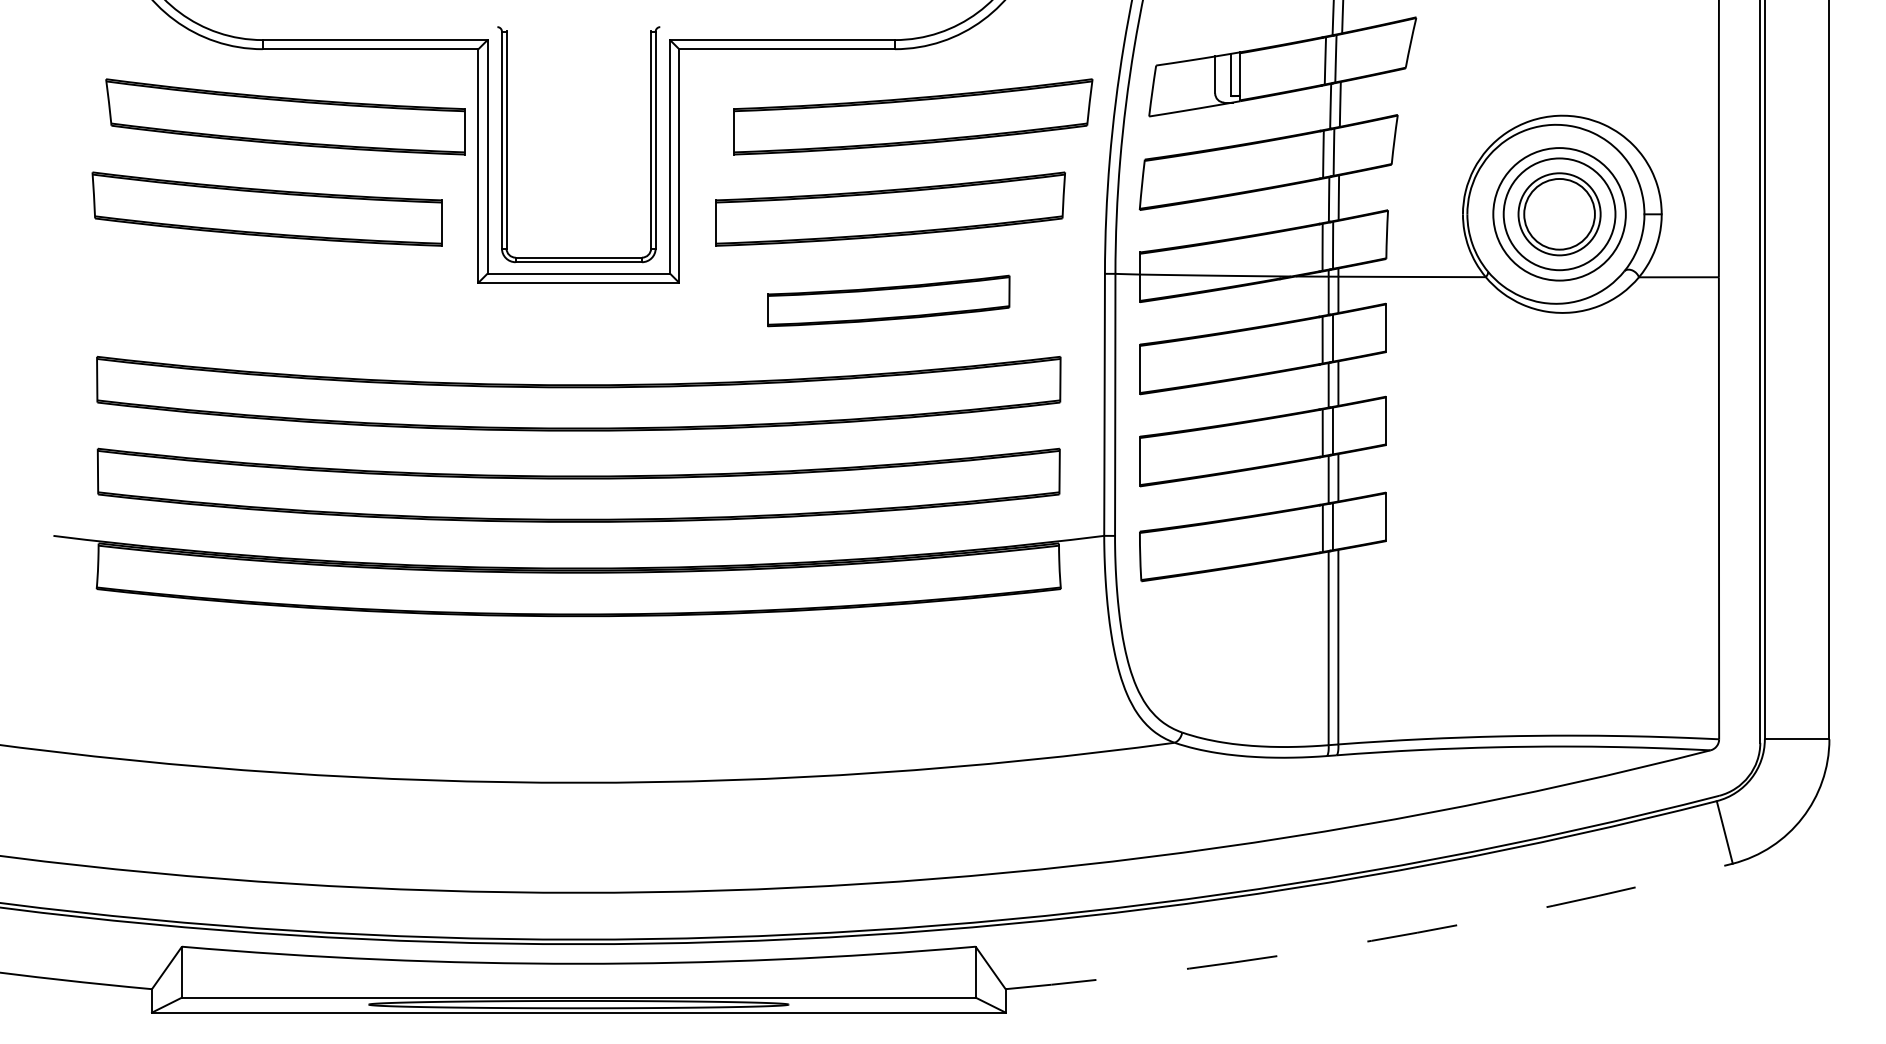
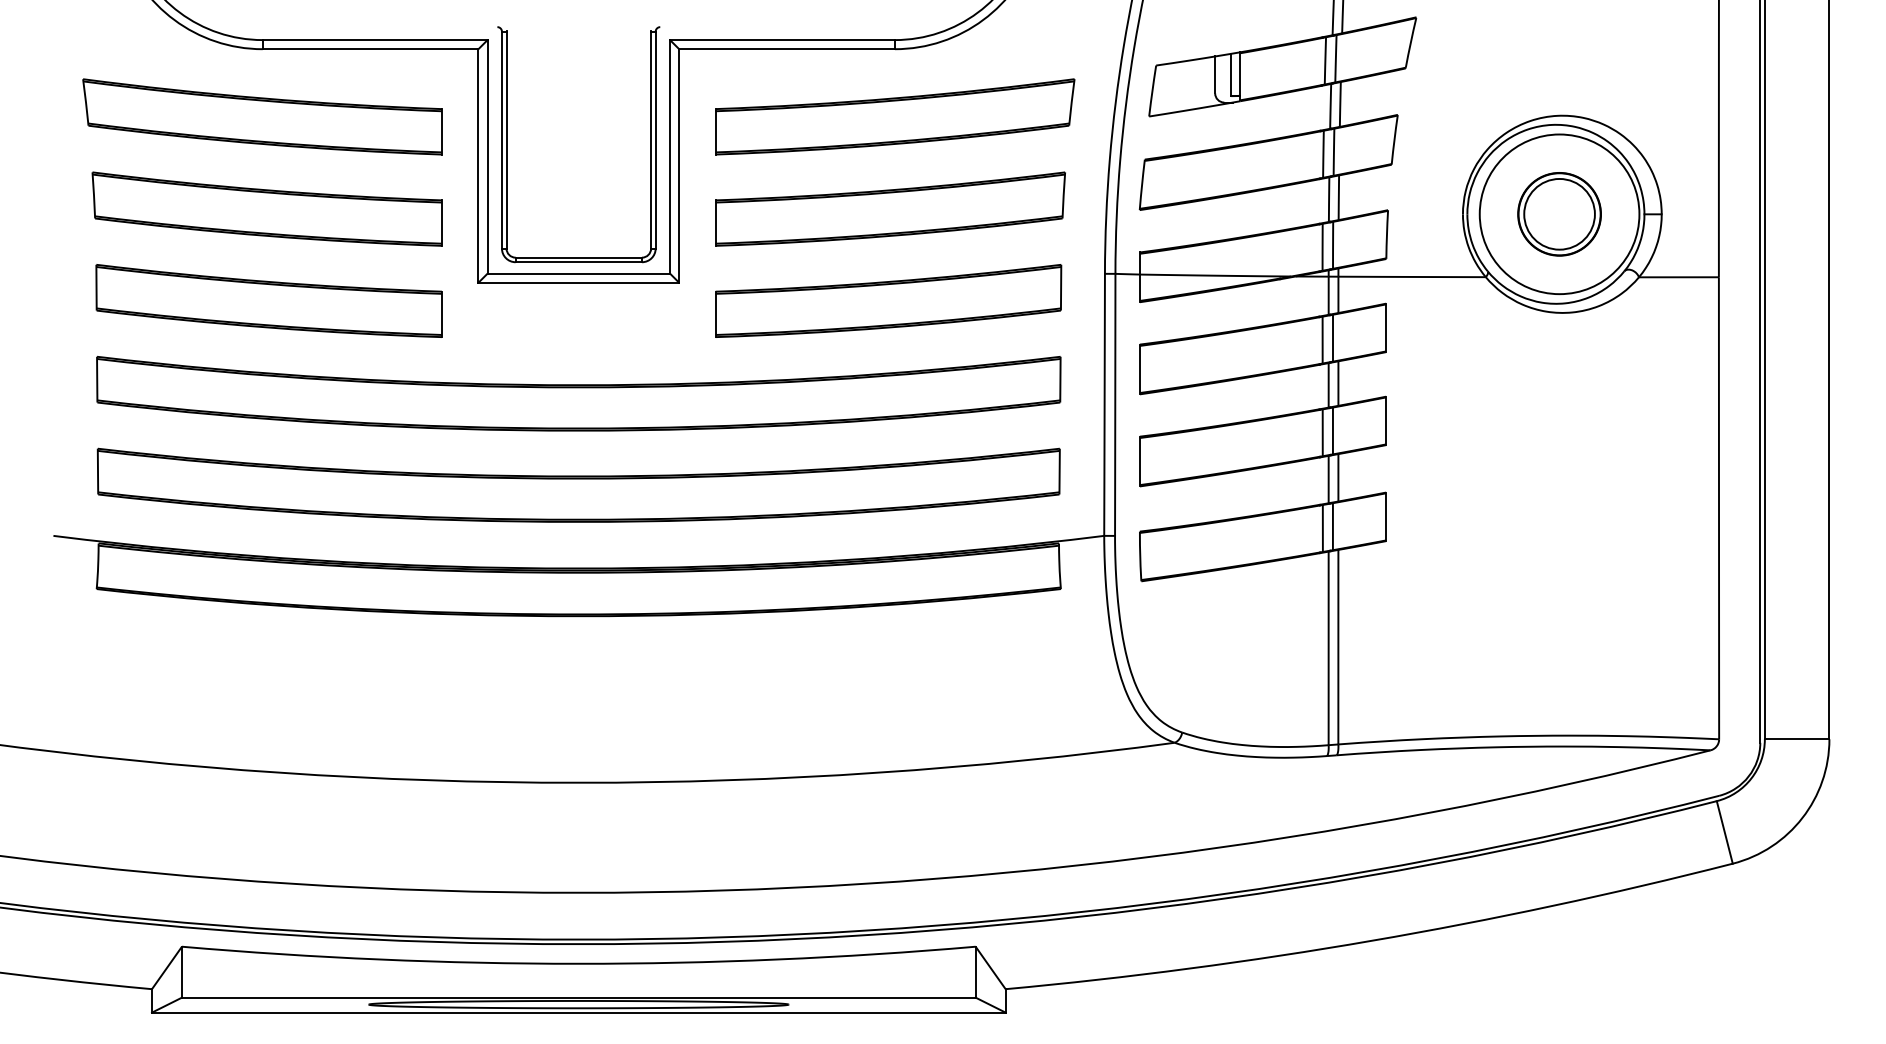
part position: (285, 116) -> (262, 116) (262, 116)
part position: (913, 116) -> (895, 116) (895, 116)
circle diameter: 112 px -> 160 px (1559, 214)
circle diameter: 133 px -> 83 px (1559, 213)
part: none -> present (268, 300)
part size: 244x54 px -> 348x74 px (888, 300)
arc: dashed -> solid (1371, 940)
